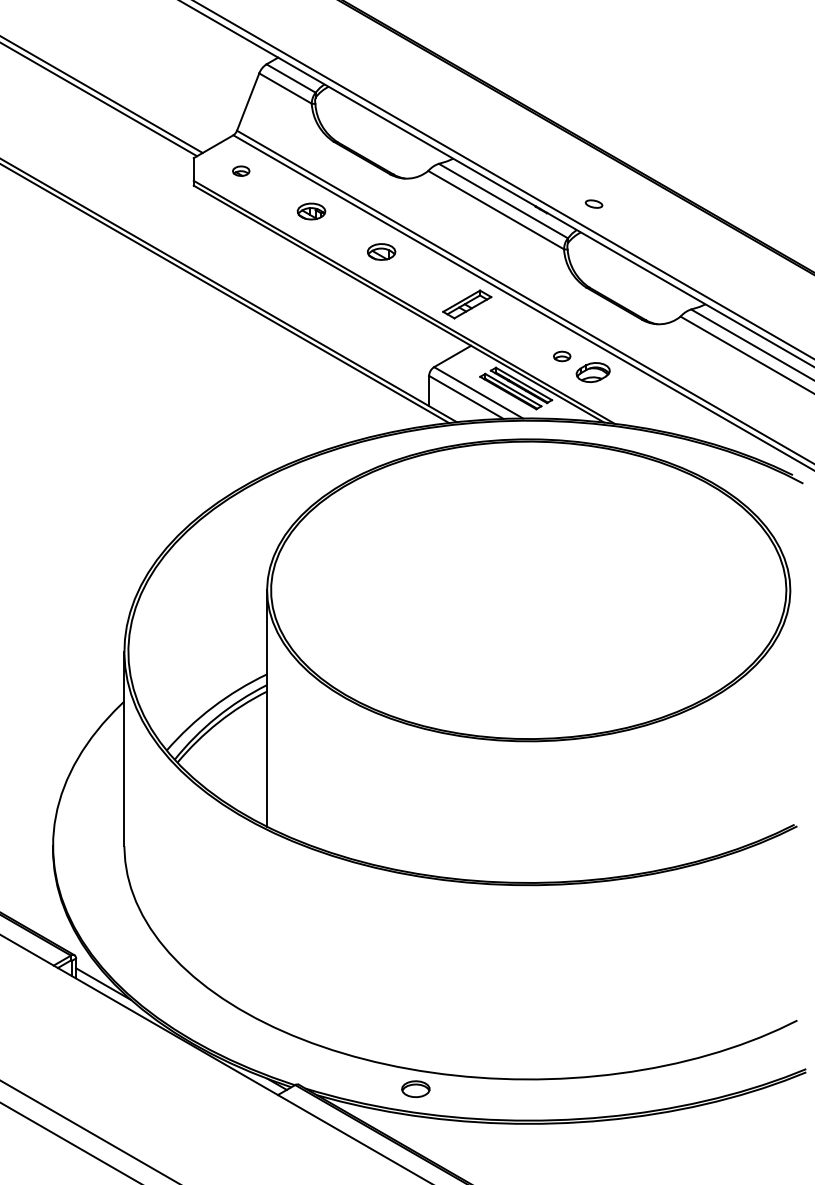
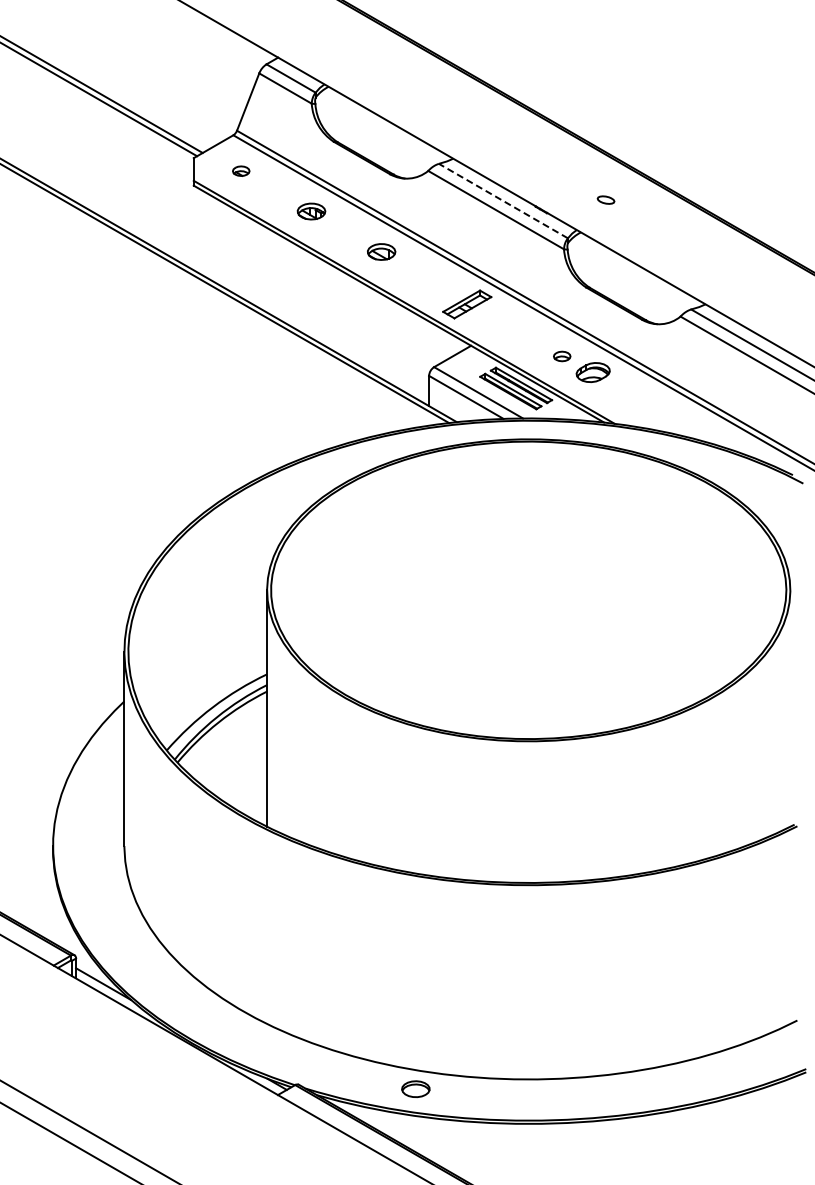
line: present -> none (503, 179)
line: solid -> dashed (503, 200)
part position: (593, 203) -> (605, 199) (605, 199)
